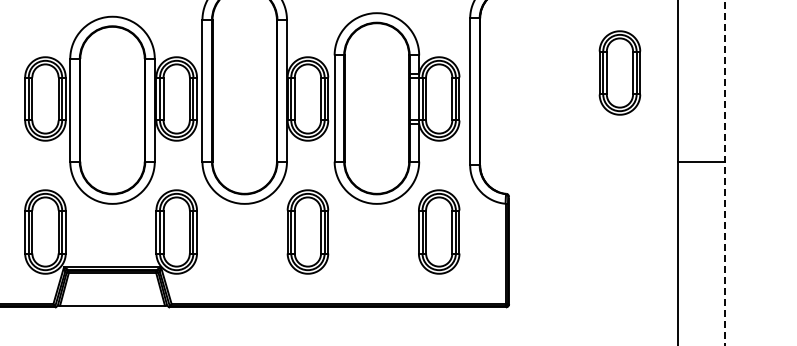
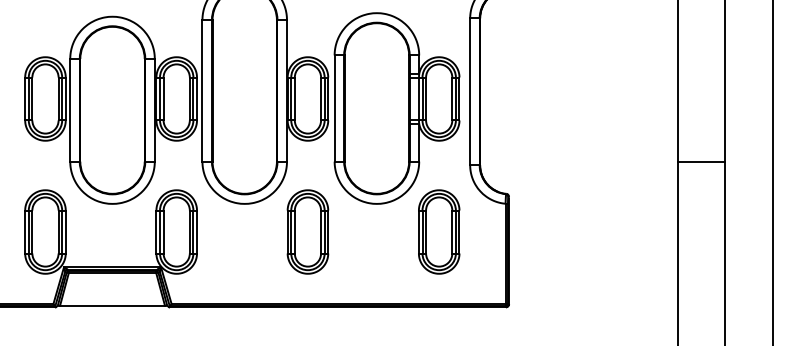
part: present -> none (619, 72)
line: none -> present (773, 172)
line: dashed -> solid (725, 173)
